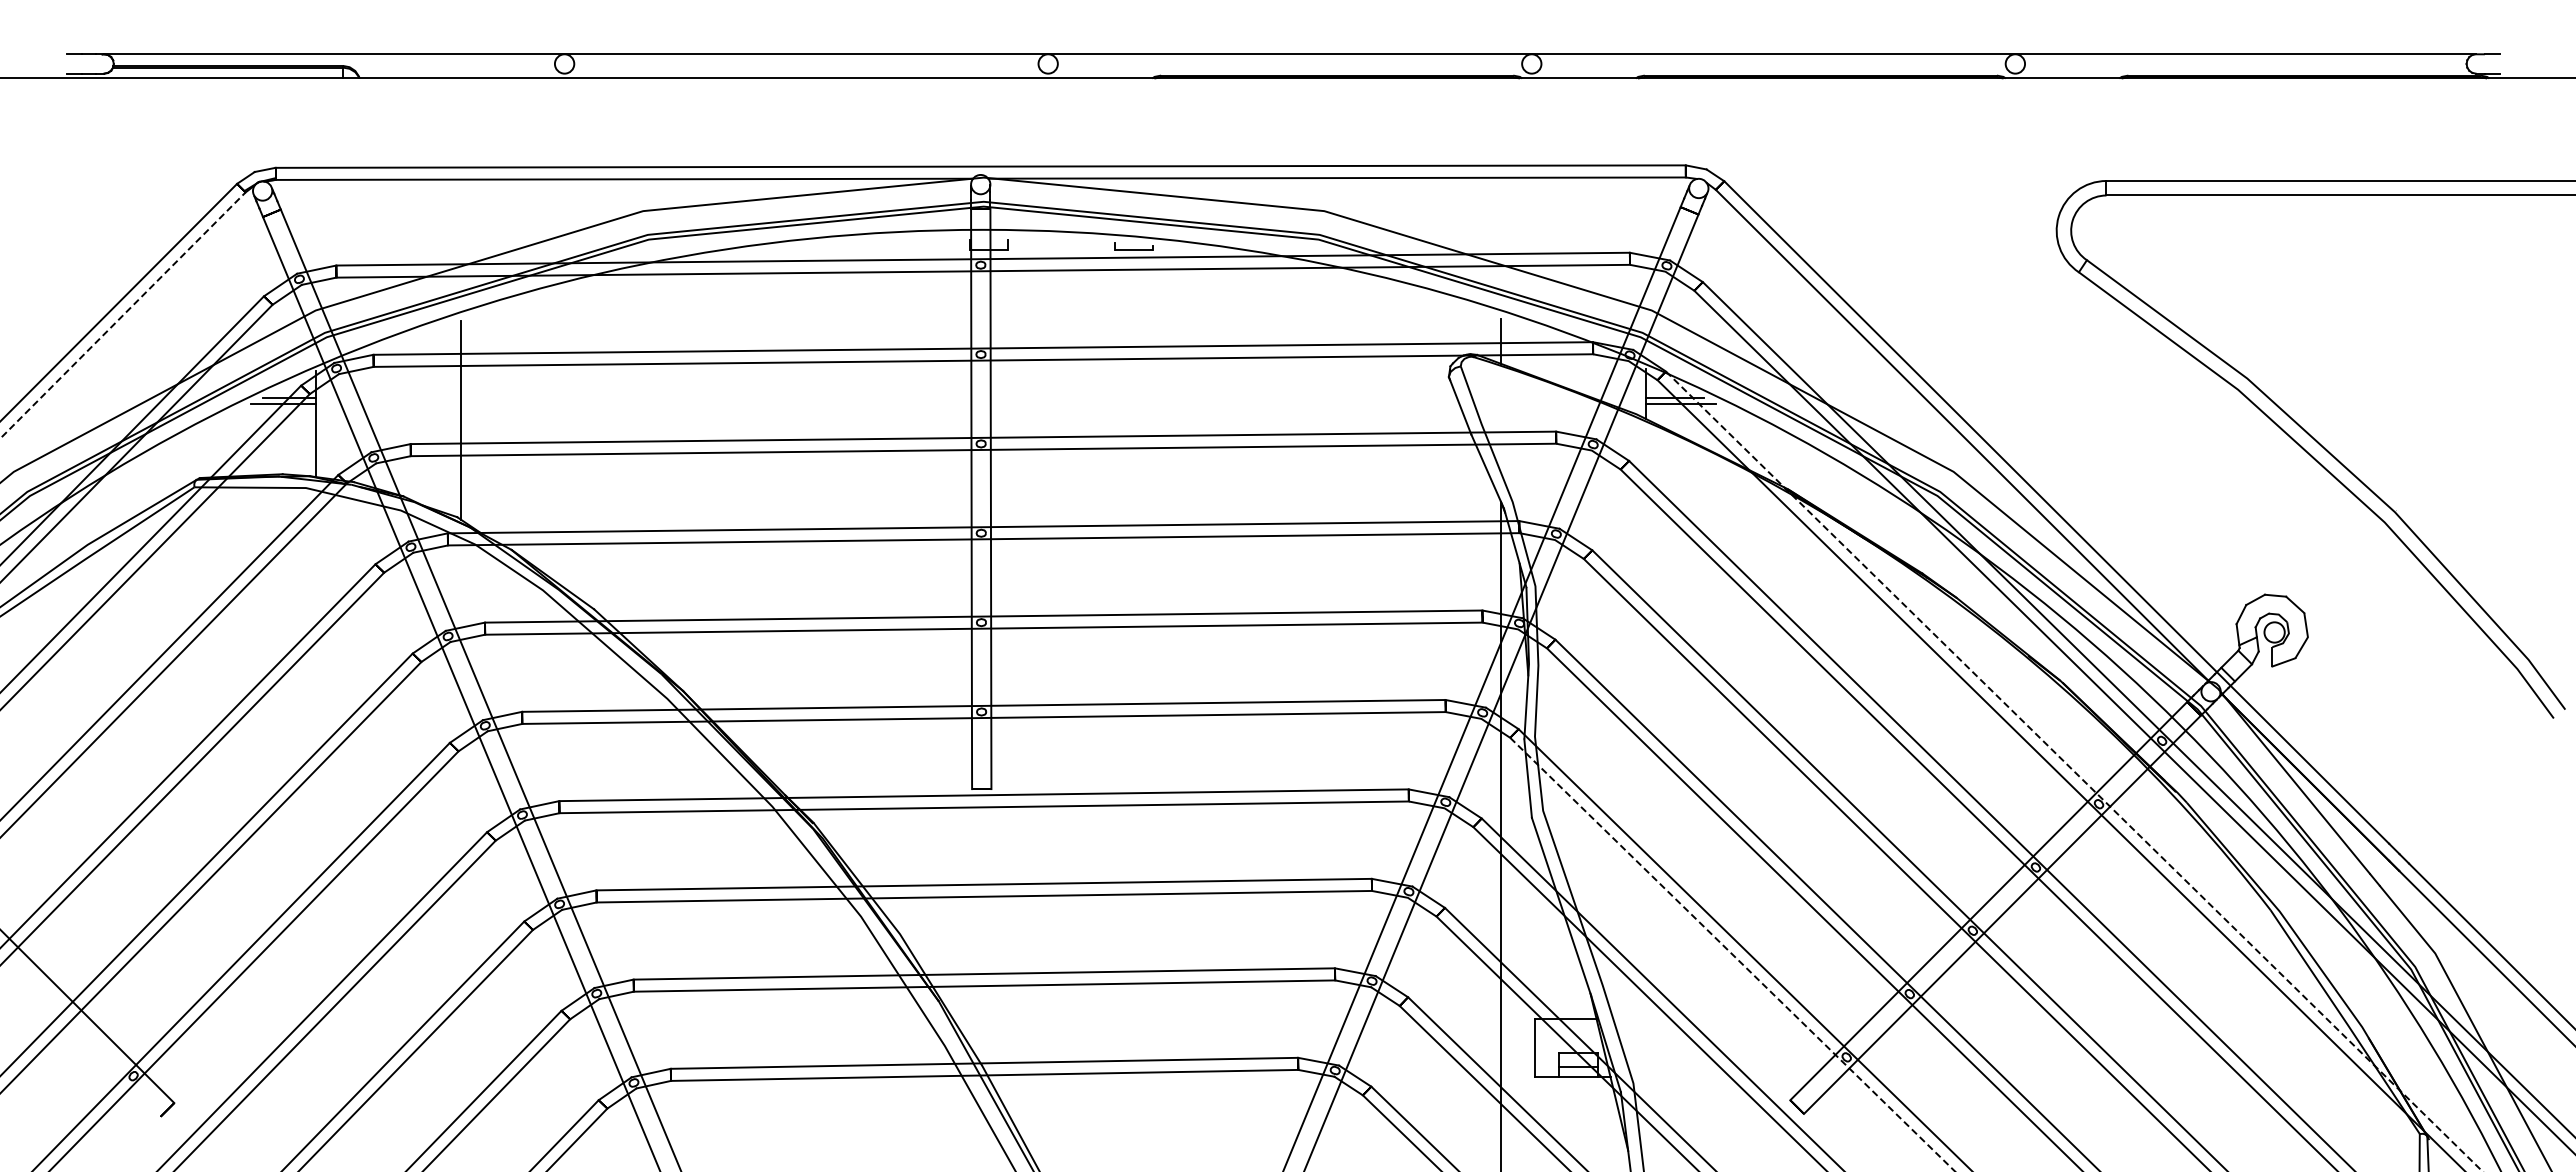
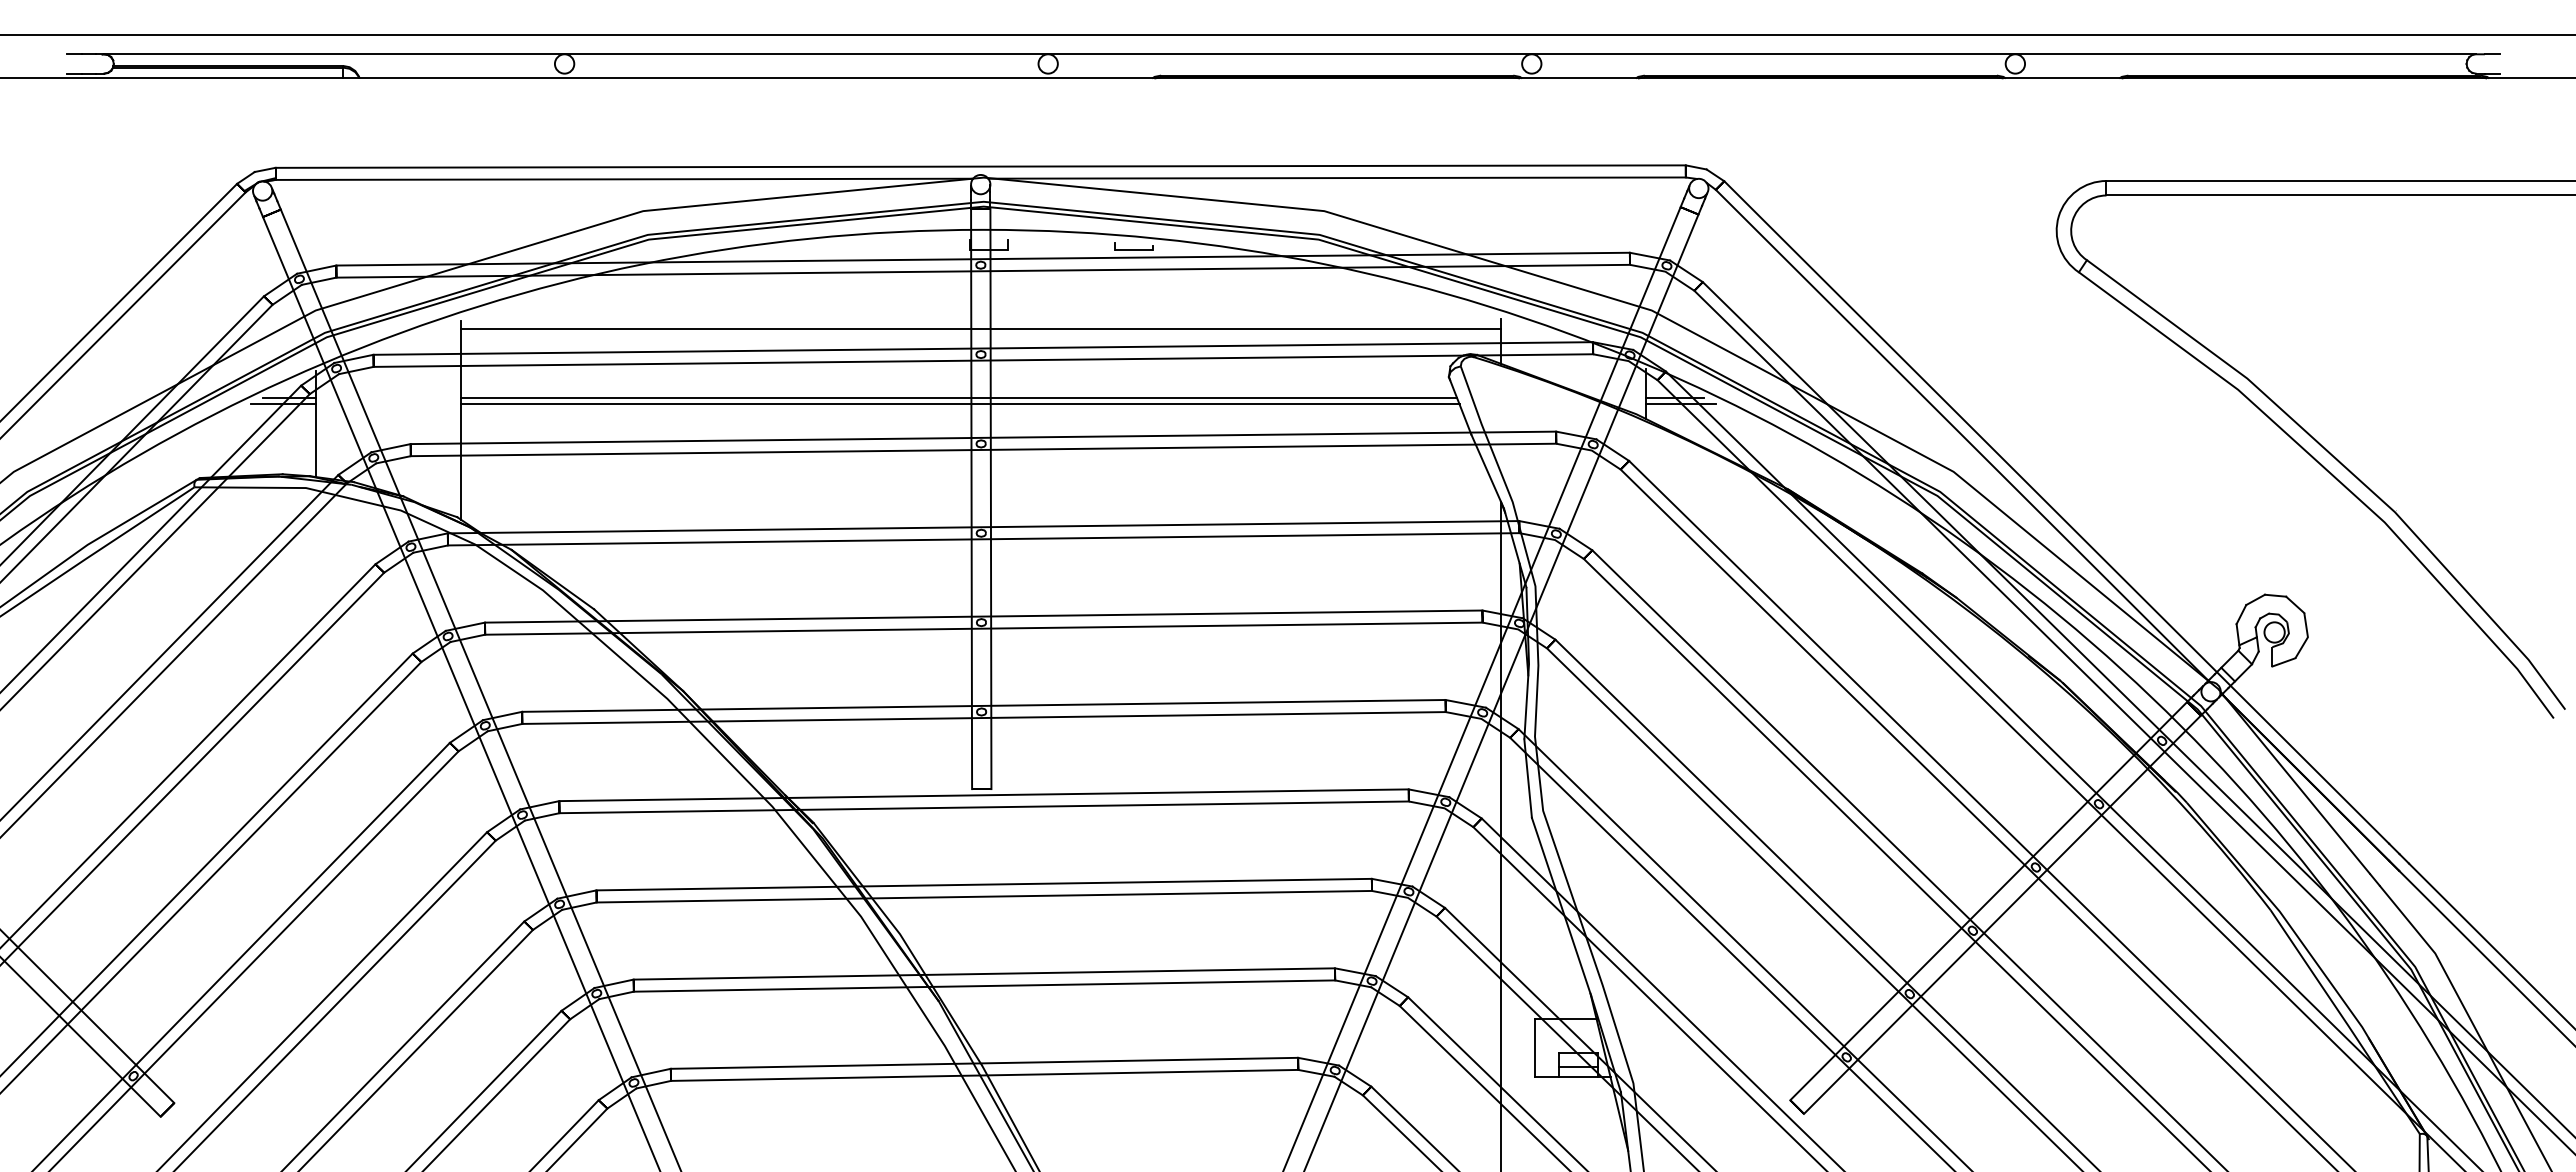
line: none -> present (1287, 34)
line: dashed -> solid (122, 315)
line: none -> present (981, 329)
line: none -> present (958, 397)
line: none -> present (960, 404)
line: dashed -> solid (2074, 771)
line: dashed -> solid (1732, 954)
line: none -> present (81, 1037)
